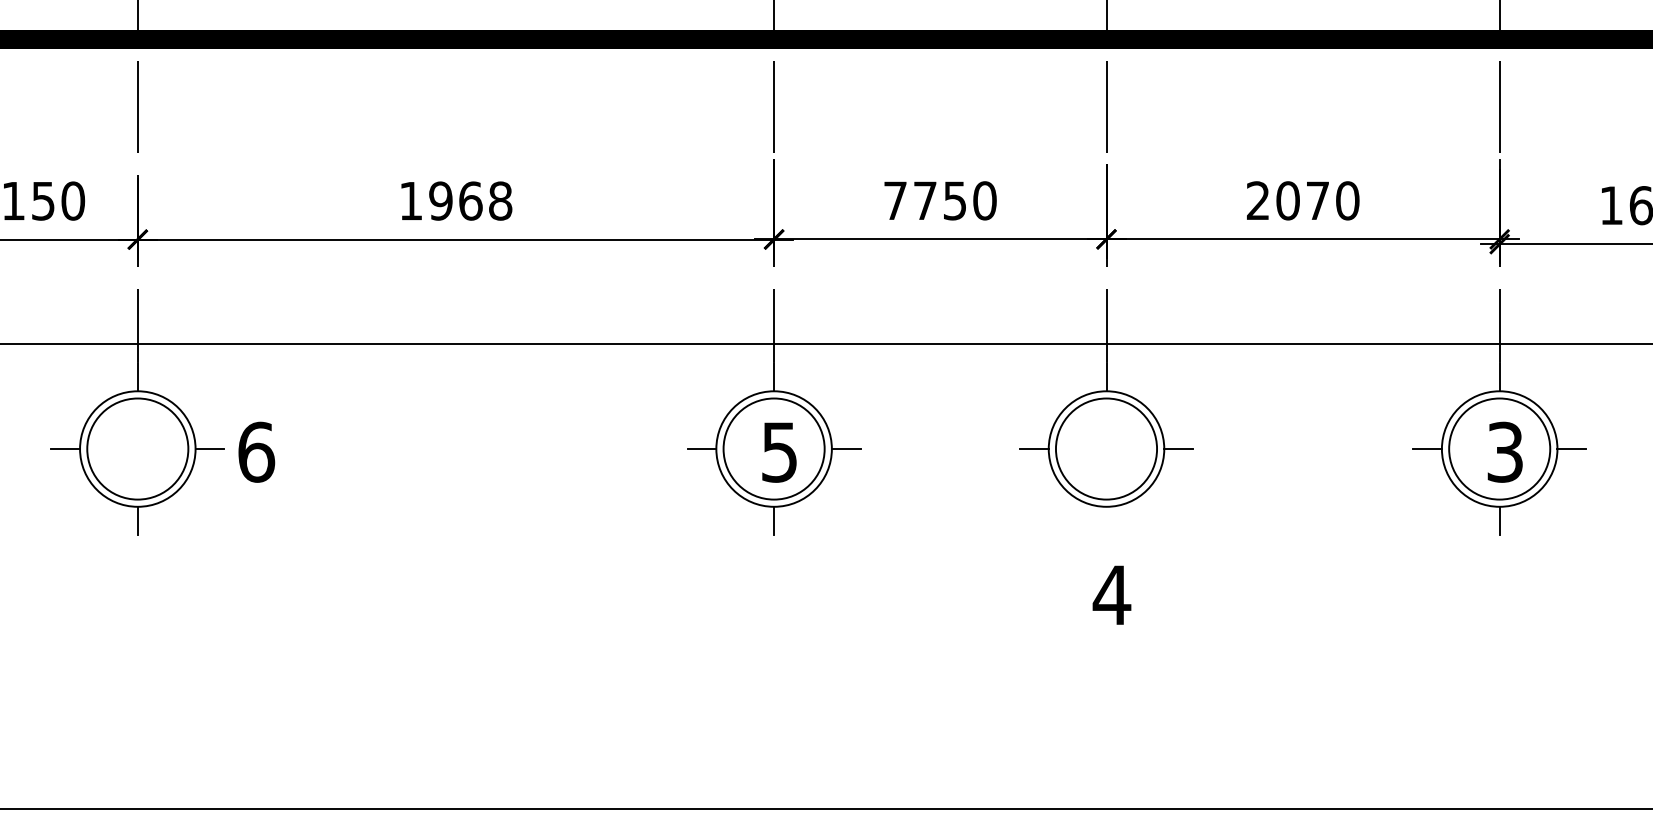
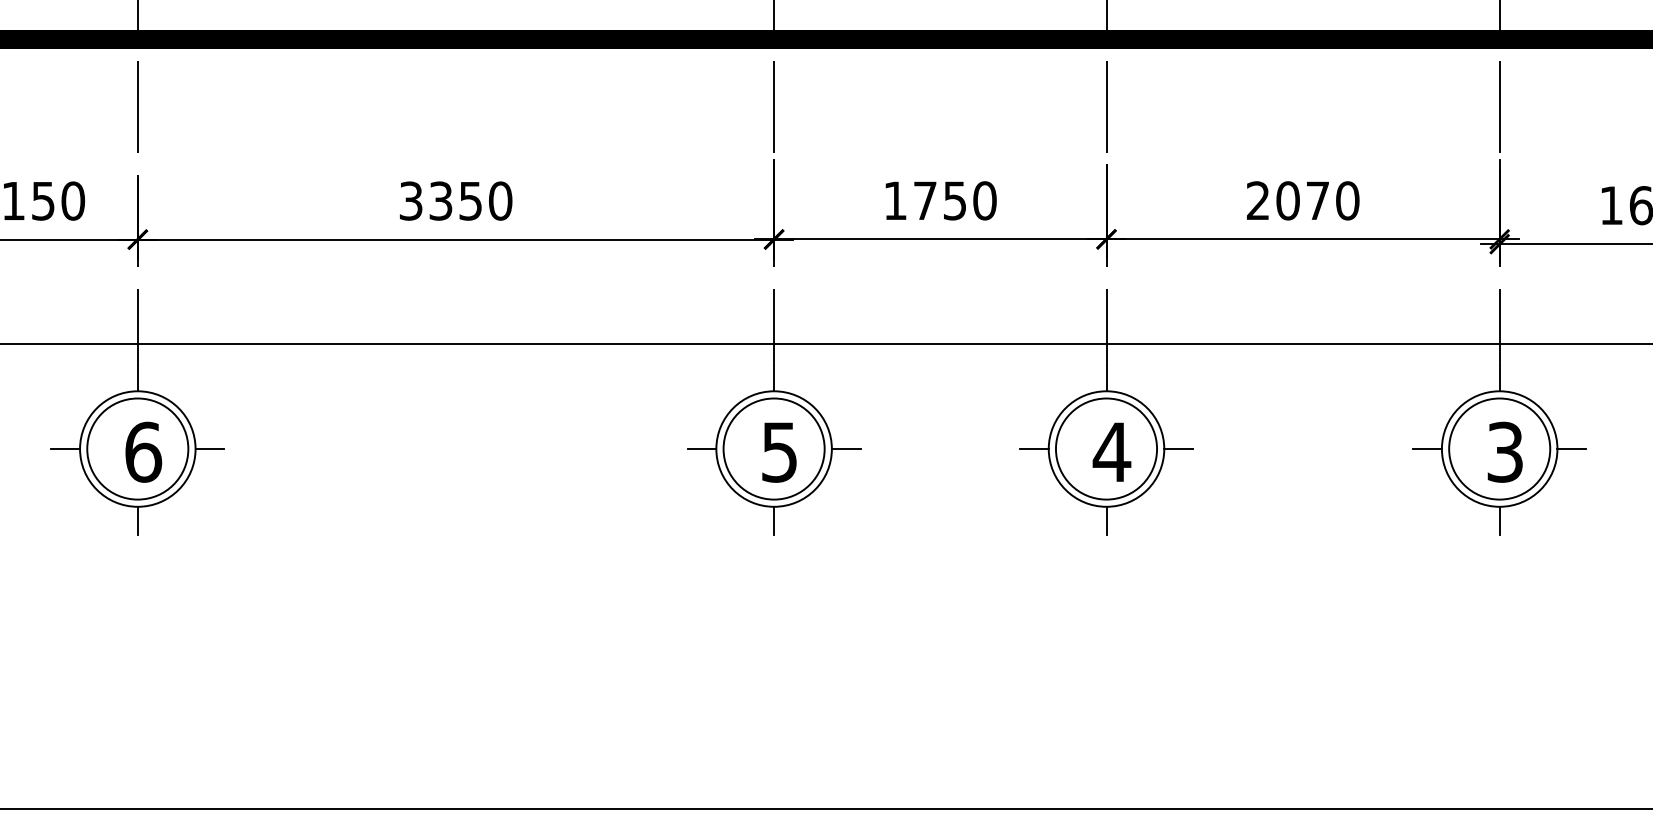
text: 1968 -> 3350 (455, 200)
text: 7750 -> 1750 (895, 200)
text position: (256, 451) -> (143, 451) (143, 451)
line: none -> present (1106, 520)
text position: (1111, 594) -> (1111, 451) (1111, 451)
